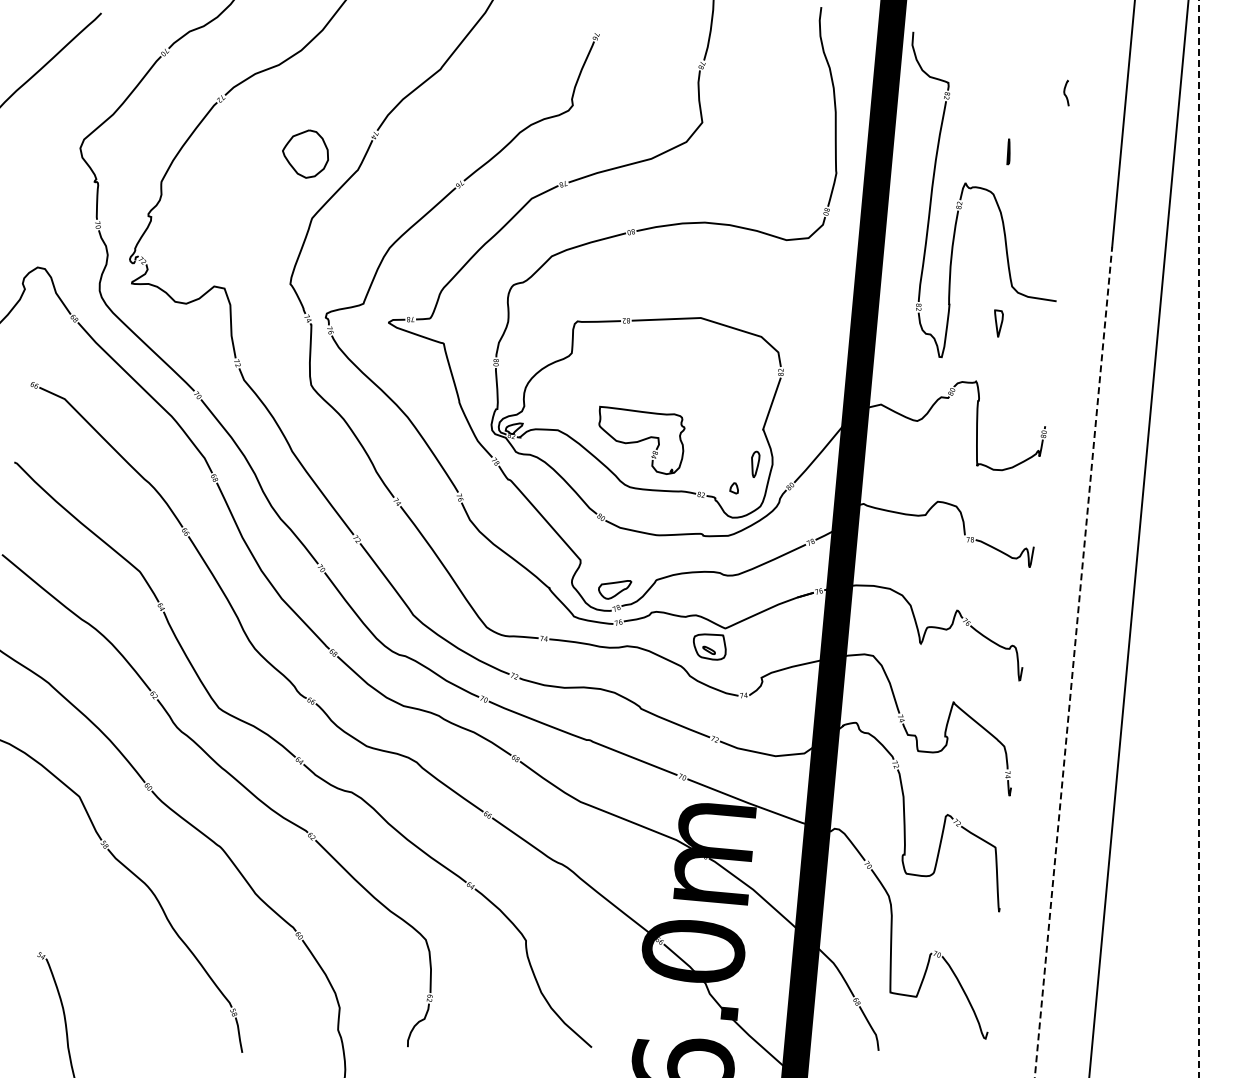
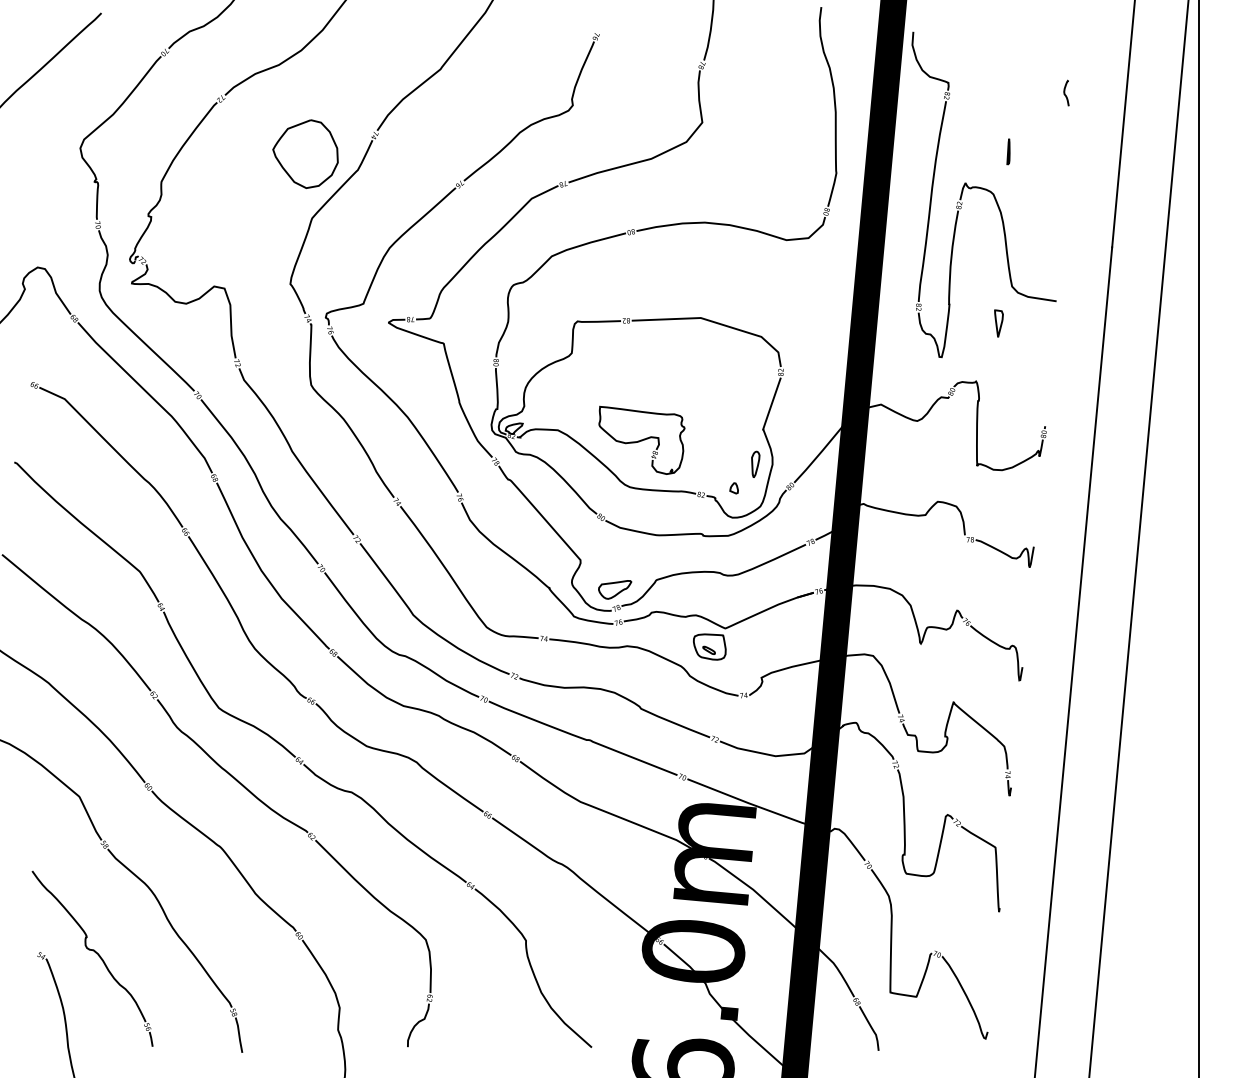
part size: 47x50 px -> 67x70 px (305, 153)
line: dashed -> solid (1198, 540)
line: dashed -> solid (1073, 662)
part: none -> present (92, 958)
